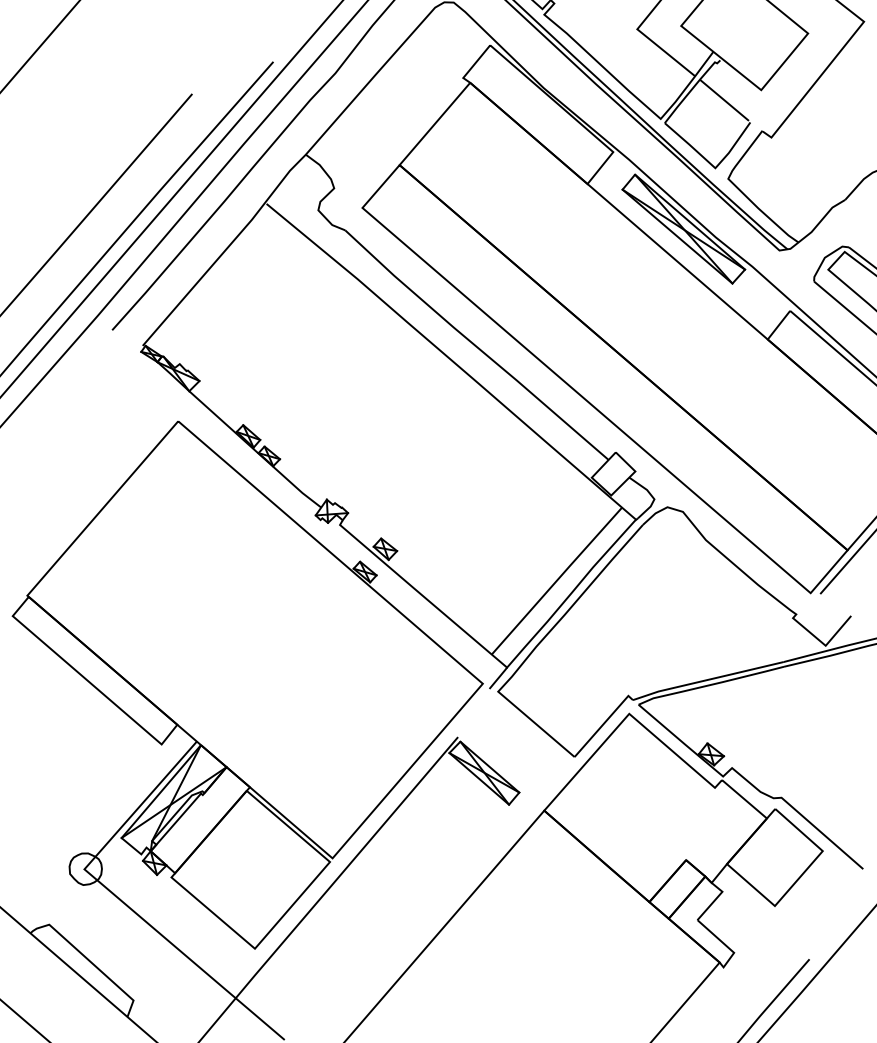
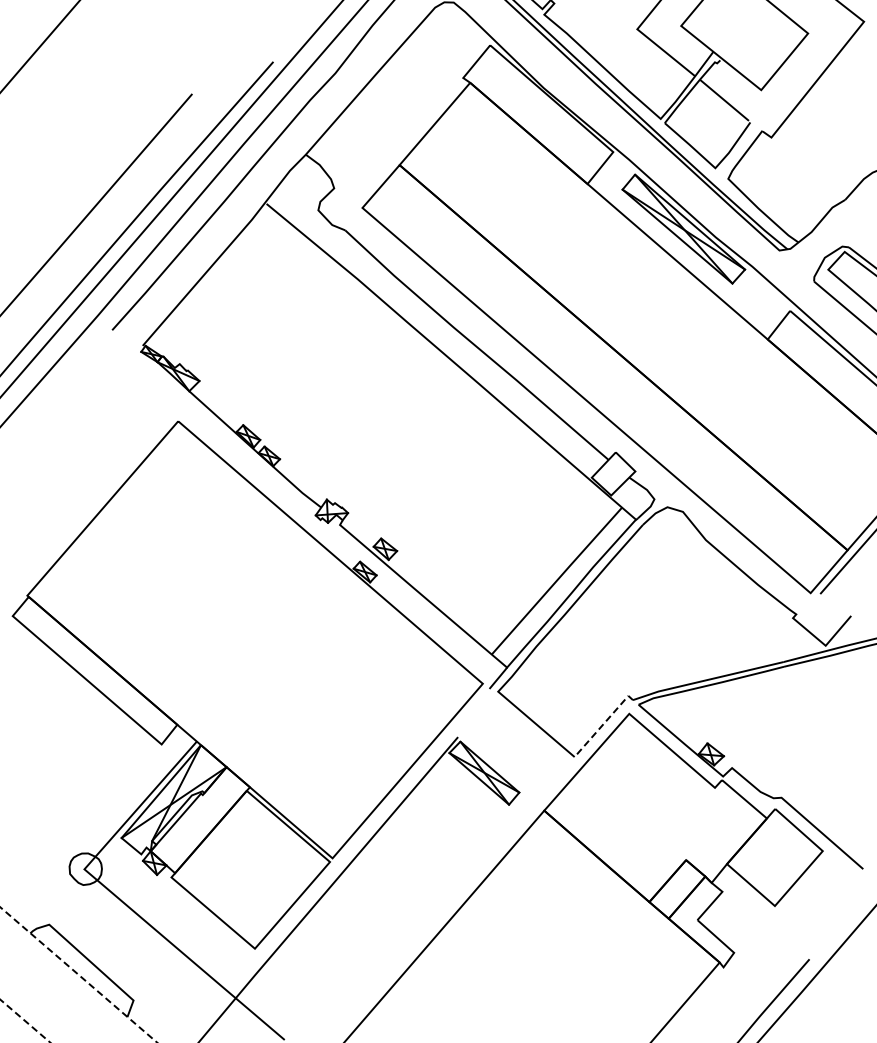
line: solid -> dashed (604, 723)
line: solid -> dashed (53, 953)
